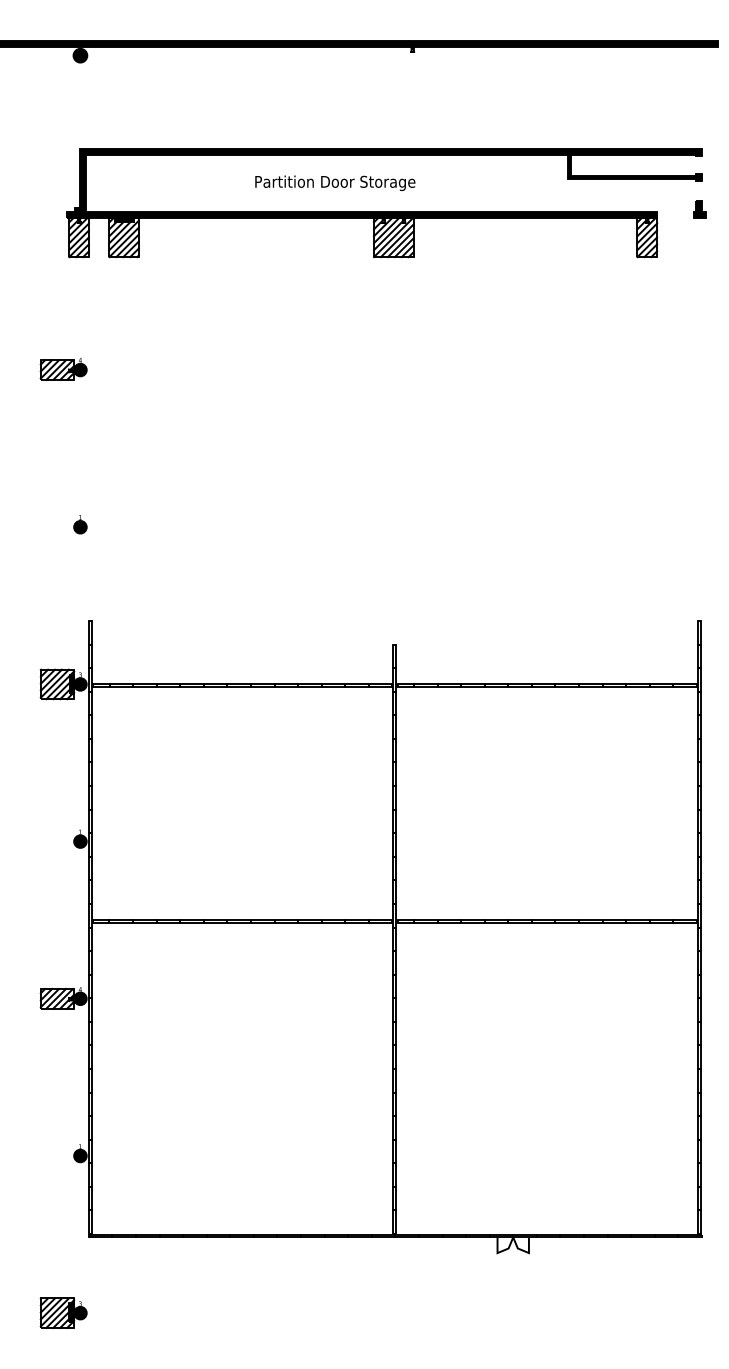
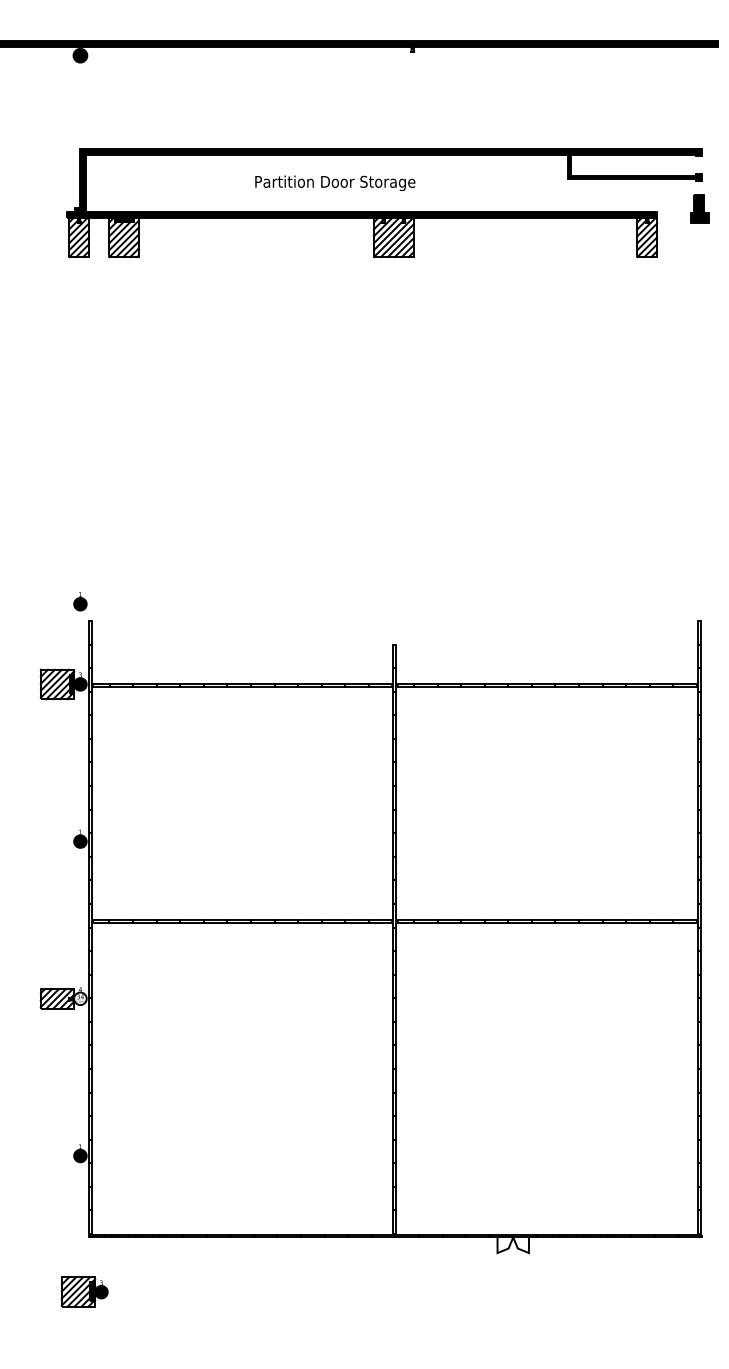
part size: 14x19 px -> 20x30 px (699, 208)
part: present -> none (63, 369)
part position: (80, 524) -> (80, 601) (80, 601)
fill: present -> none (80, 998)
part position: (63, 1312) -> (84, 1291) (84, 1291)
